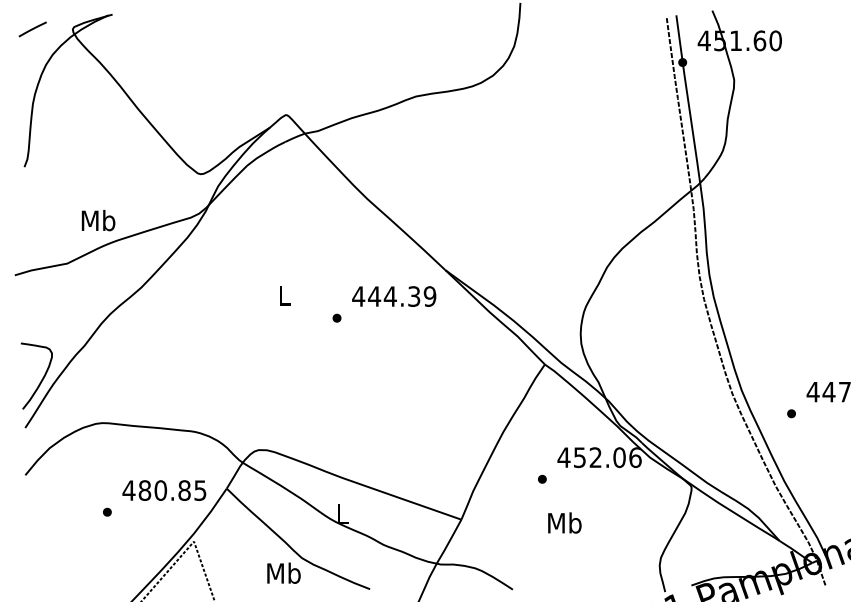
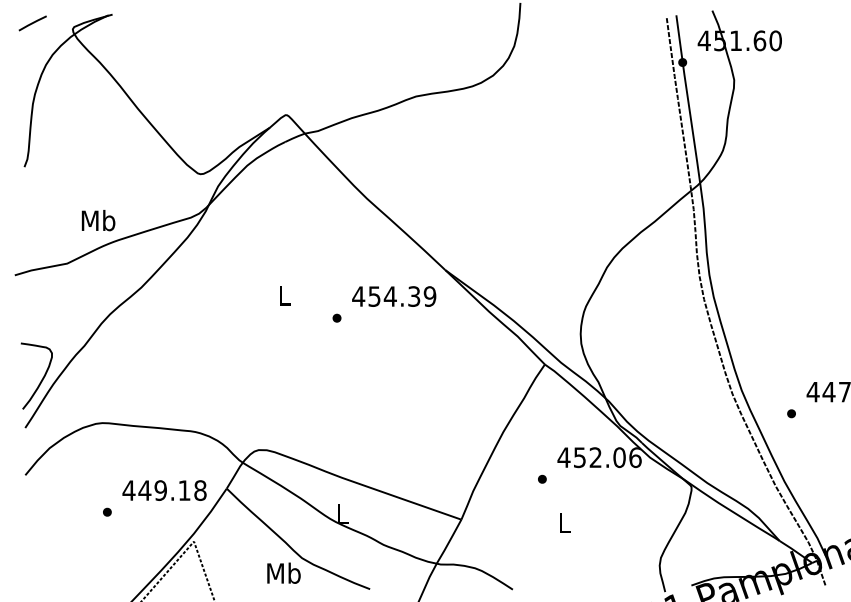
line position: (32, 29) -> (32, 23) (32, 23)
text: 444.39 -> 454.39 (374, 296)
text: 480.85 -> 449.18 (172, 490)
text: Mb -> L (564, 522)
